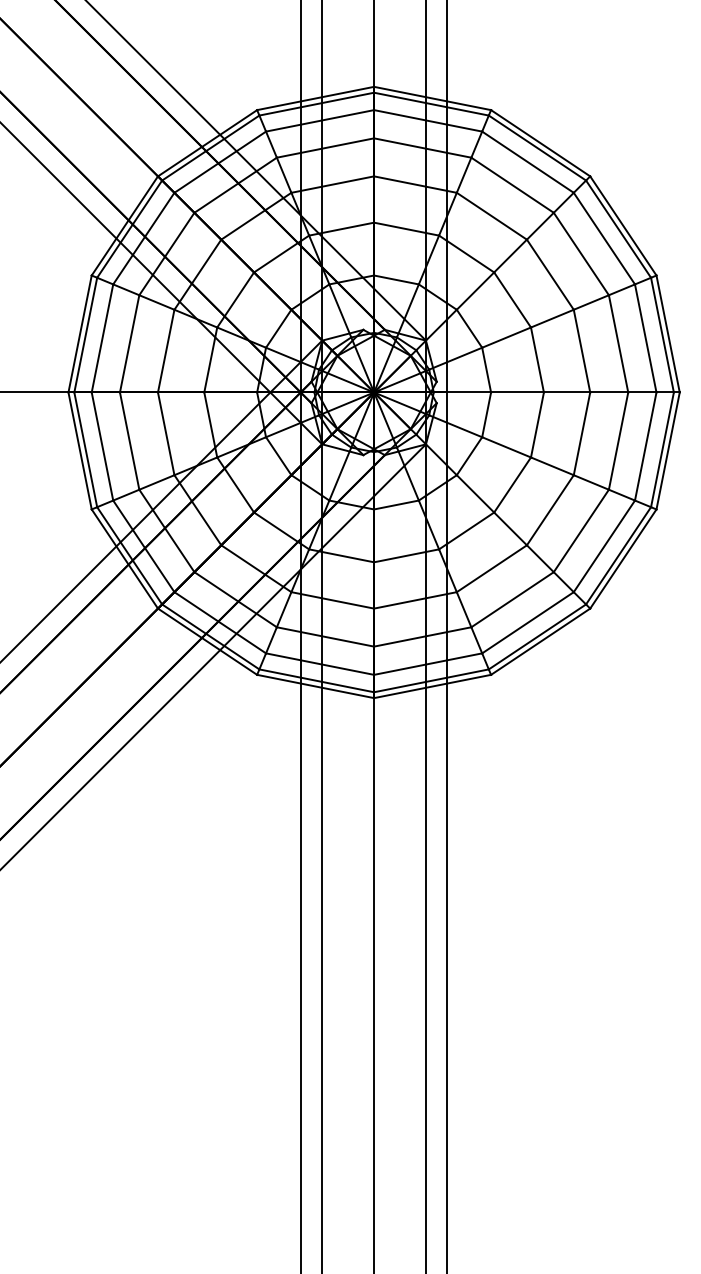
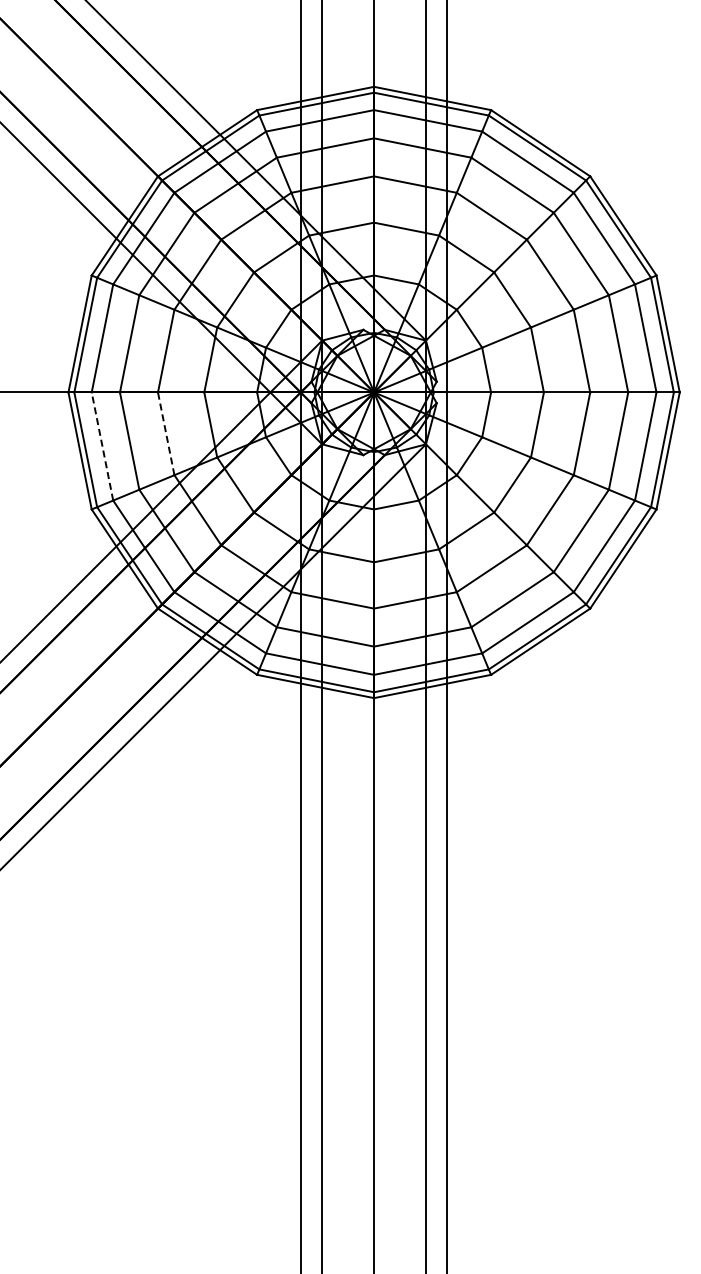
line: solid -> dashed (166, 433)
line: solid -> dashed (102, 446)
